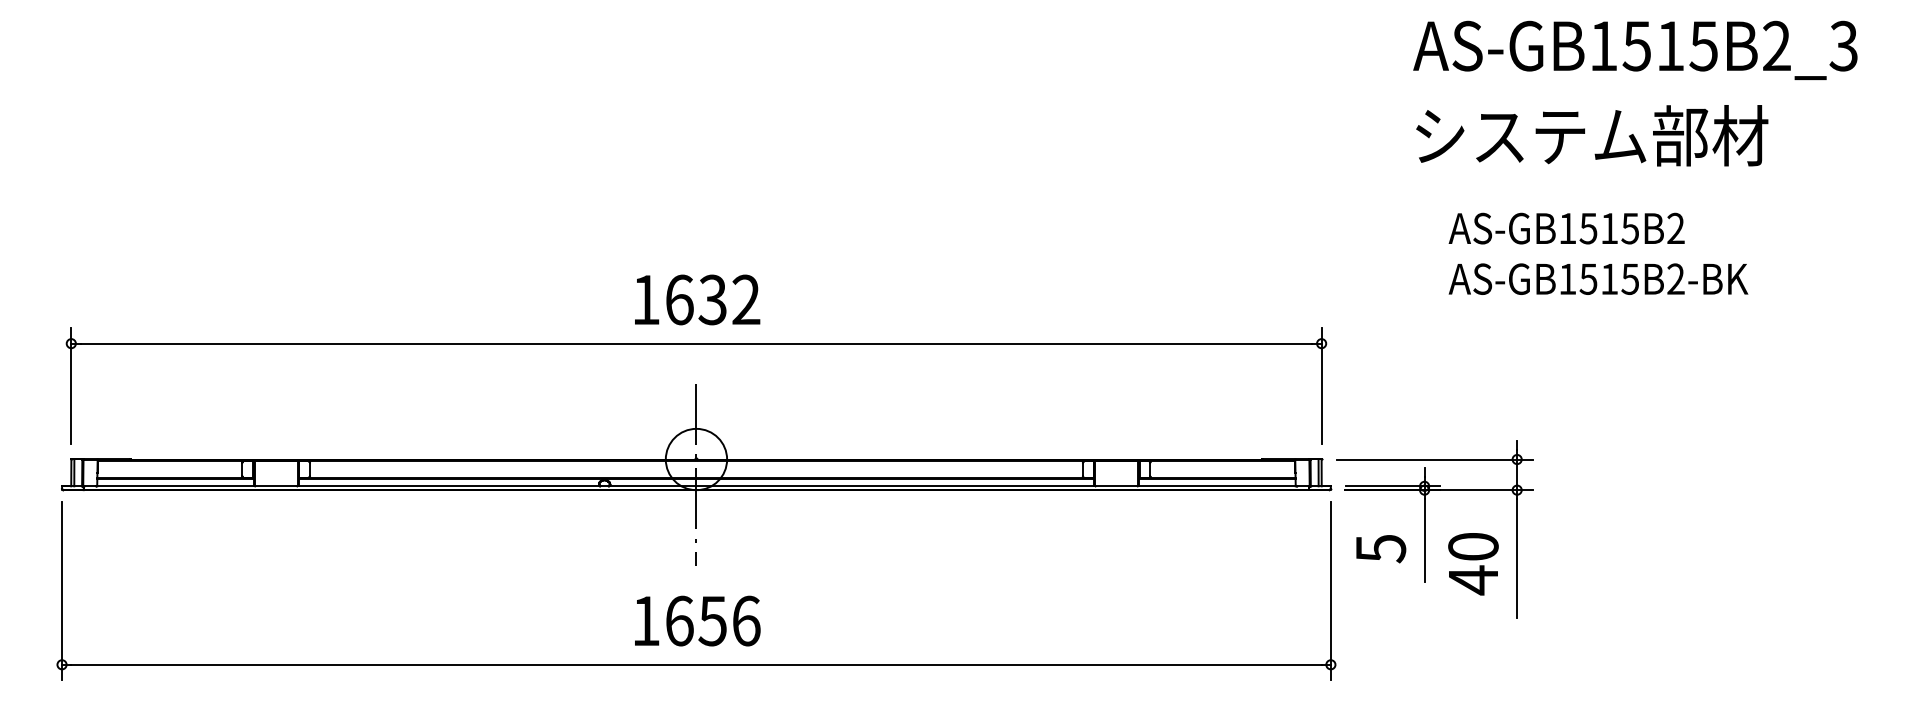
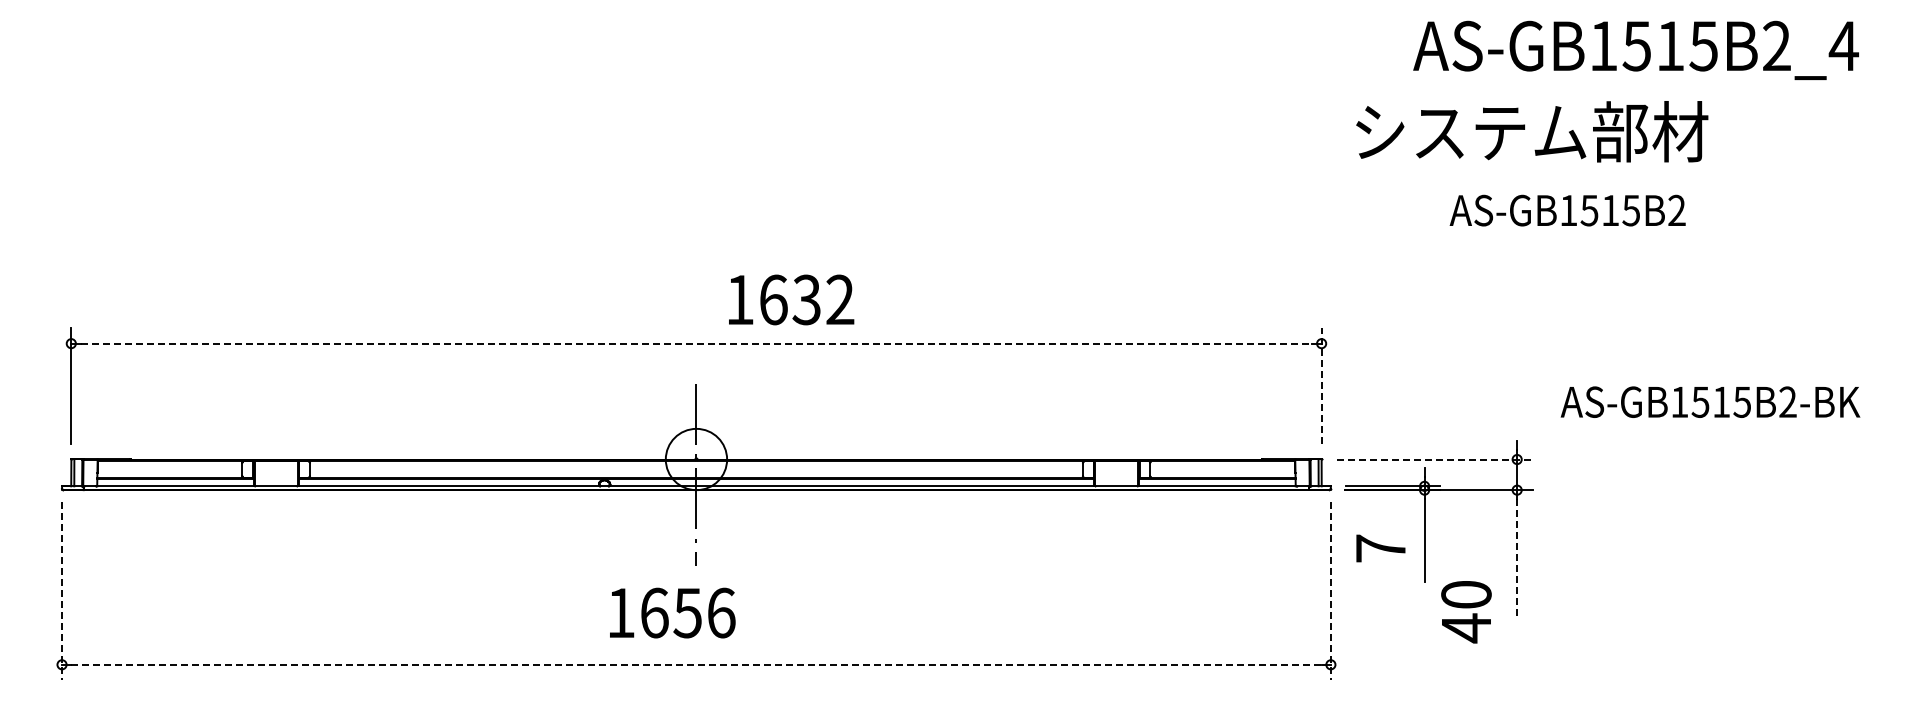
text: AS-GB1515B2_3 -> AS-GB1515B2_4 (1843, 45)
text position: (1592, 135) -> (1532, 131) (1532, 131)
text position: (1566, 228) -> (1567, 210) (1567, 210)
text position: (1598, 278) -> (1710, 401) (1710, 401)
text position: (697, 299) -> (791, 299) (791, 299)
line: solid -> dashed (696, 343)
line: solid -> dashed (1321, 386)
line: solid -> dashed (1434, 459)
text: 5 -> 7 (1381, 548)
line: solid -> dashed (1517, 559)
text position: (1473, 564) -> (1466, 612) (1466, 612)
line: solid -> dashed (62, 591)
line: solid -> dashed (1330, 591)
text position: (697, 620) -> (672, 612) (672, 612)
line: solid -> dashed (696, 664)
